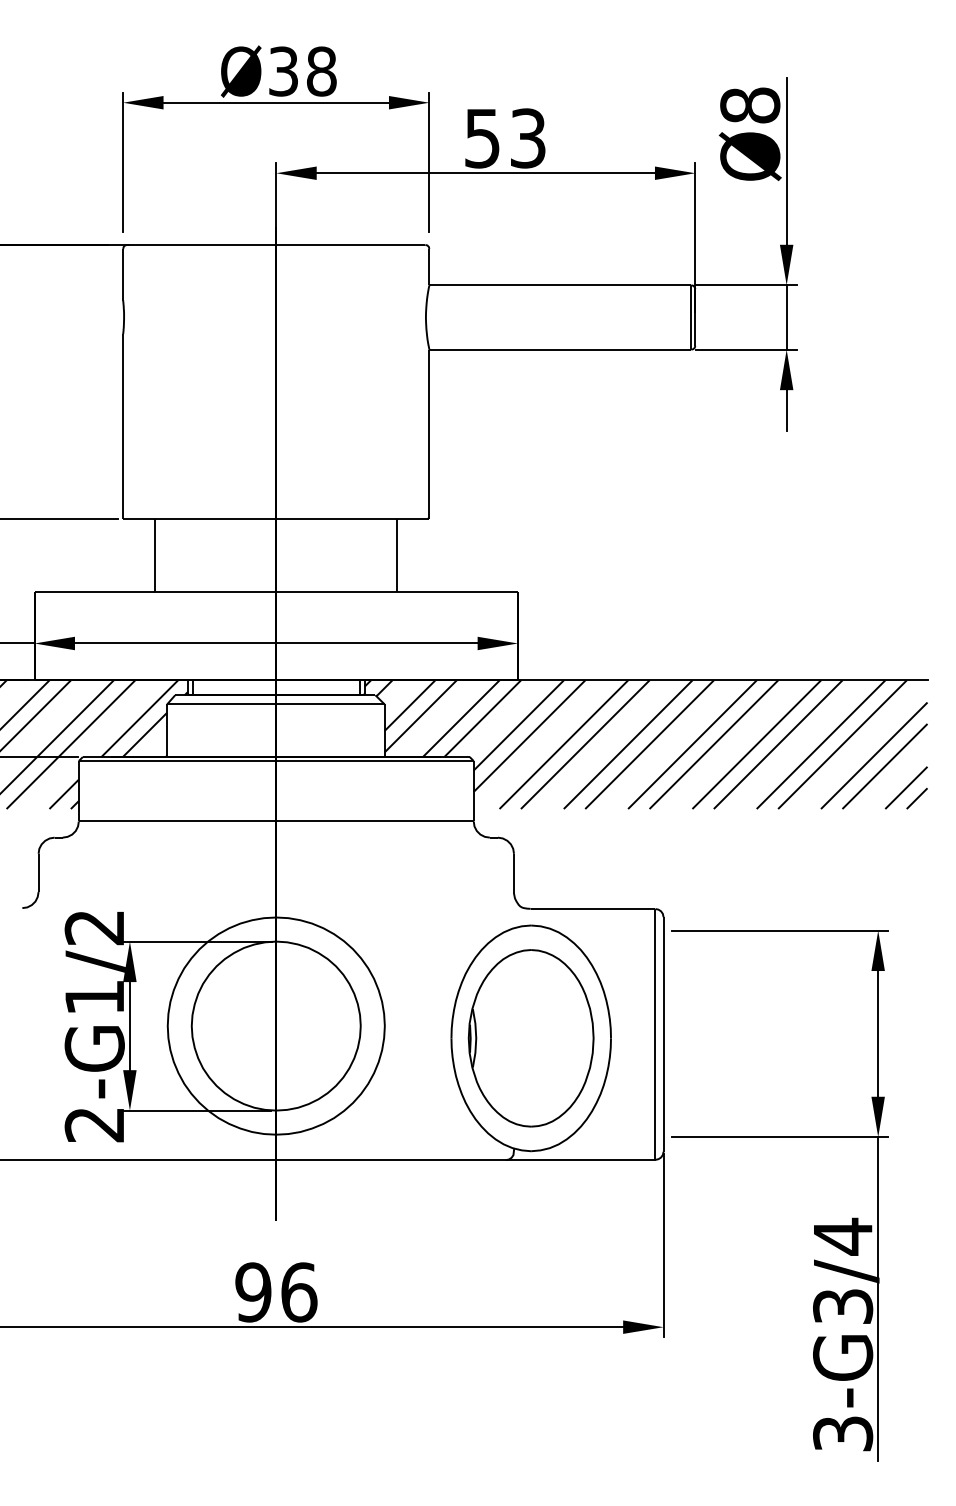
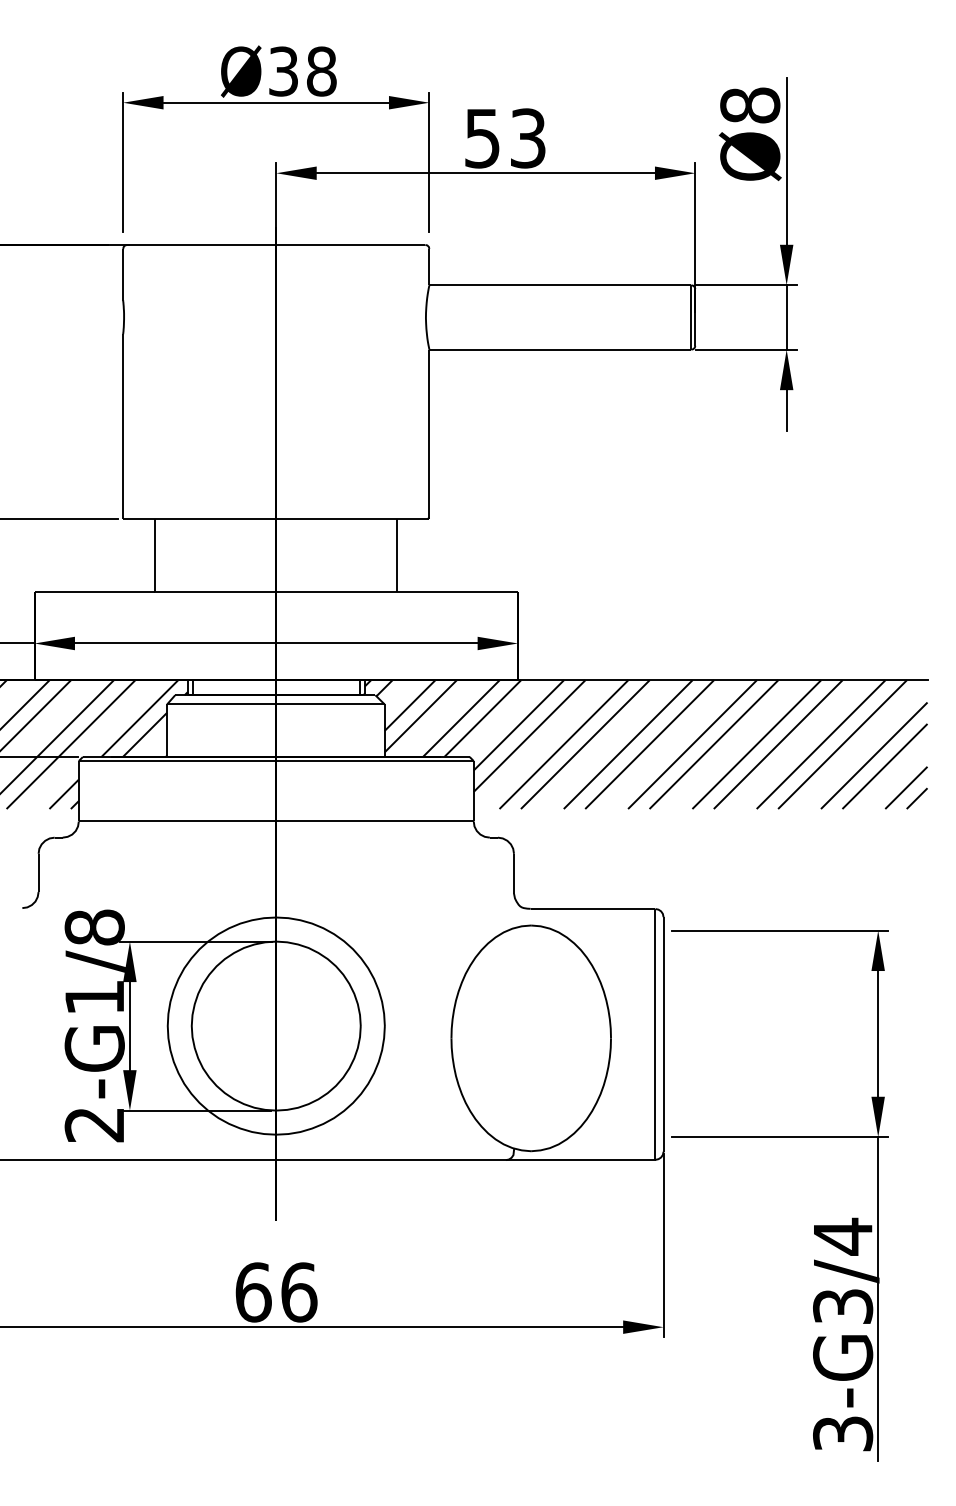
text: 2-G1/2 -> 2-G1/8 (94, 927)
part: present -> none (530, 1038)
text: 96 -> 66 (253, 1292)
